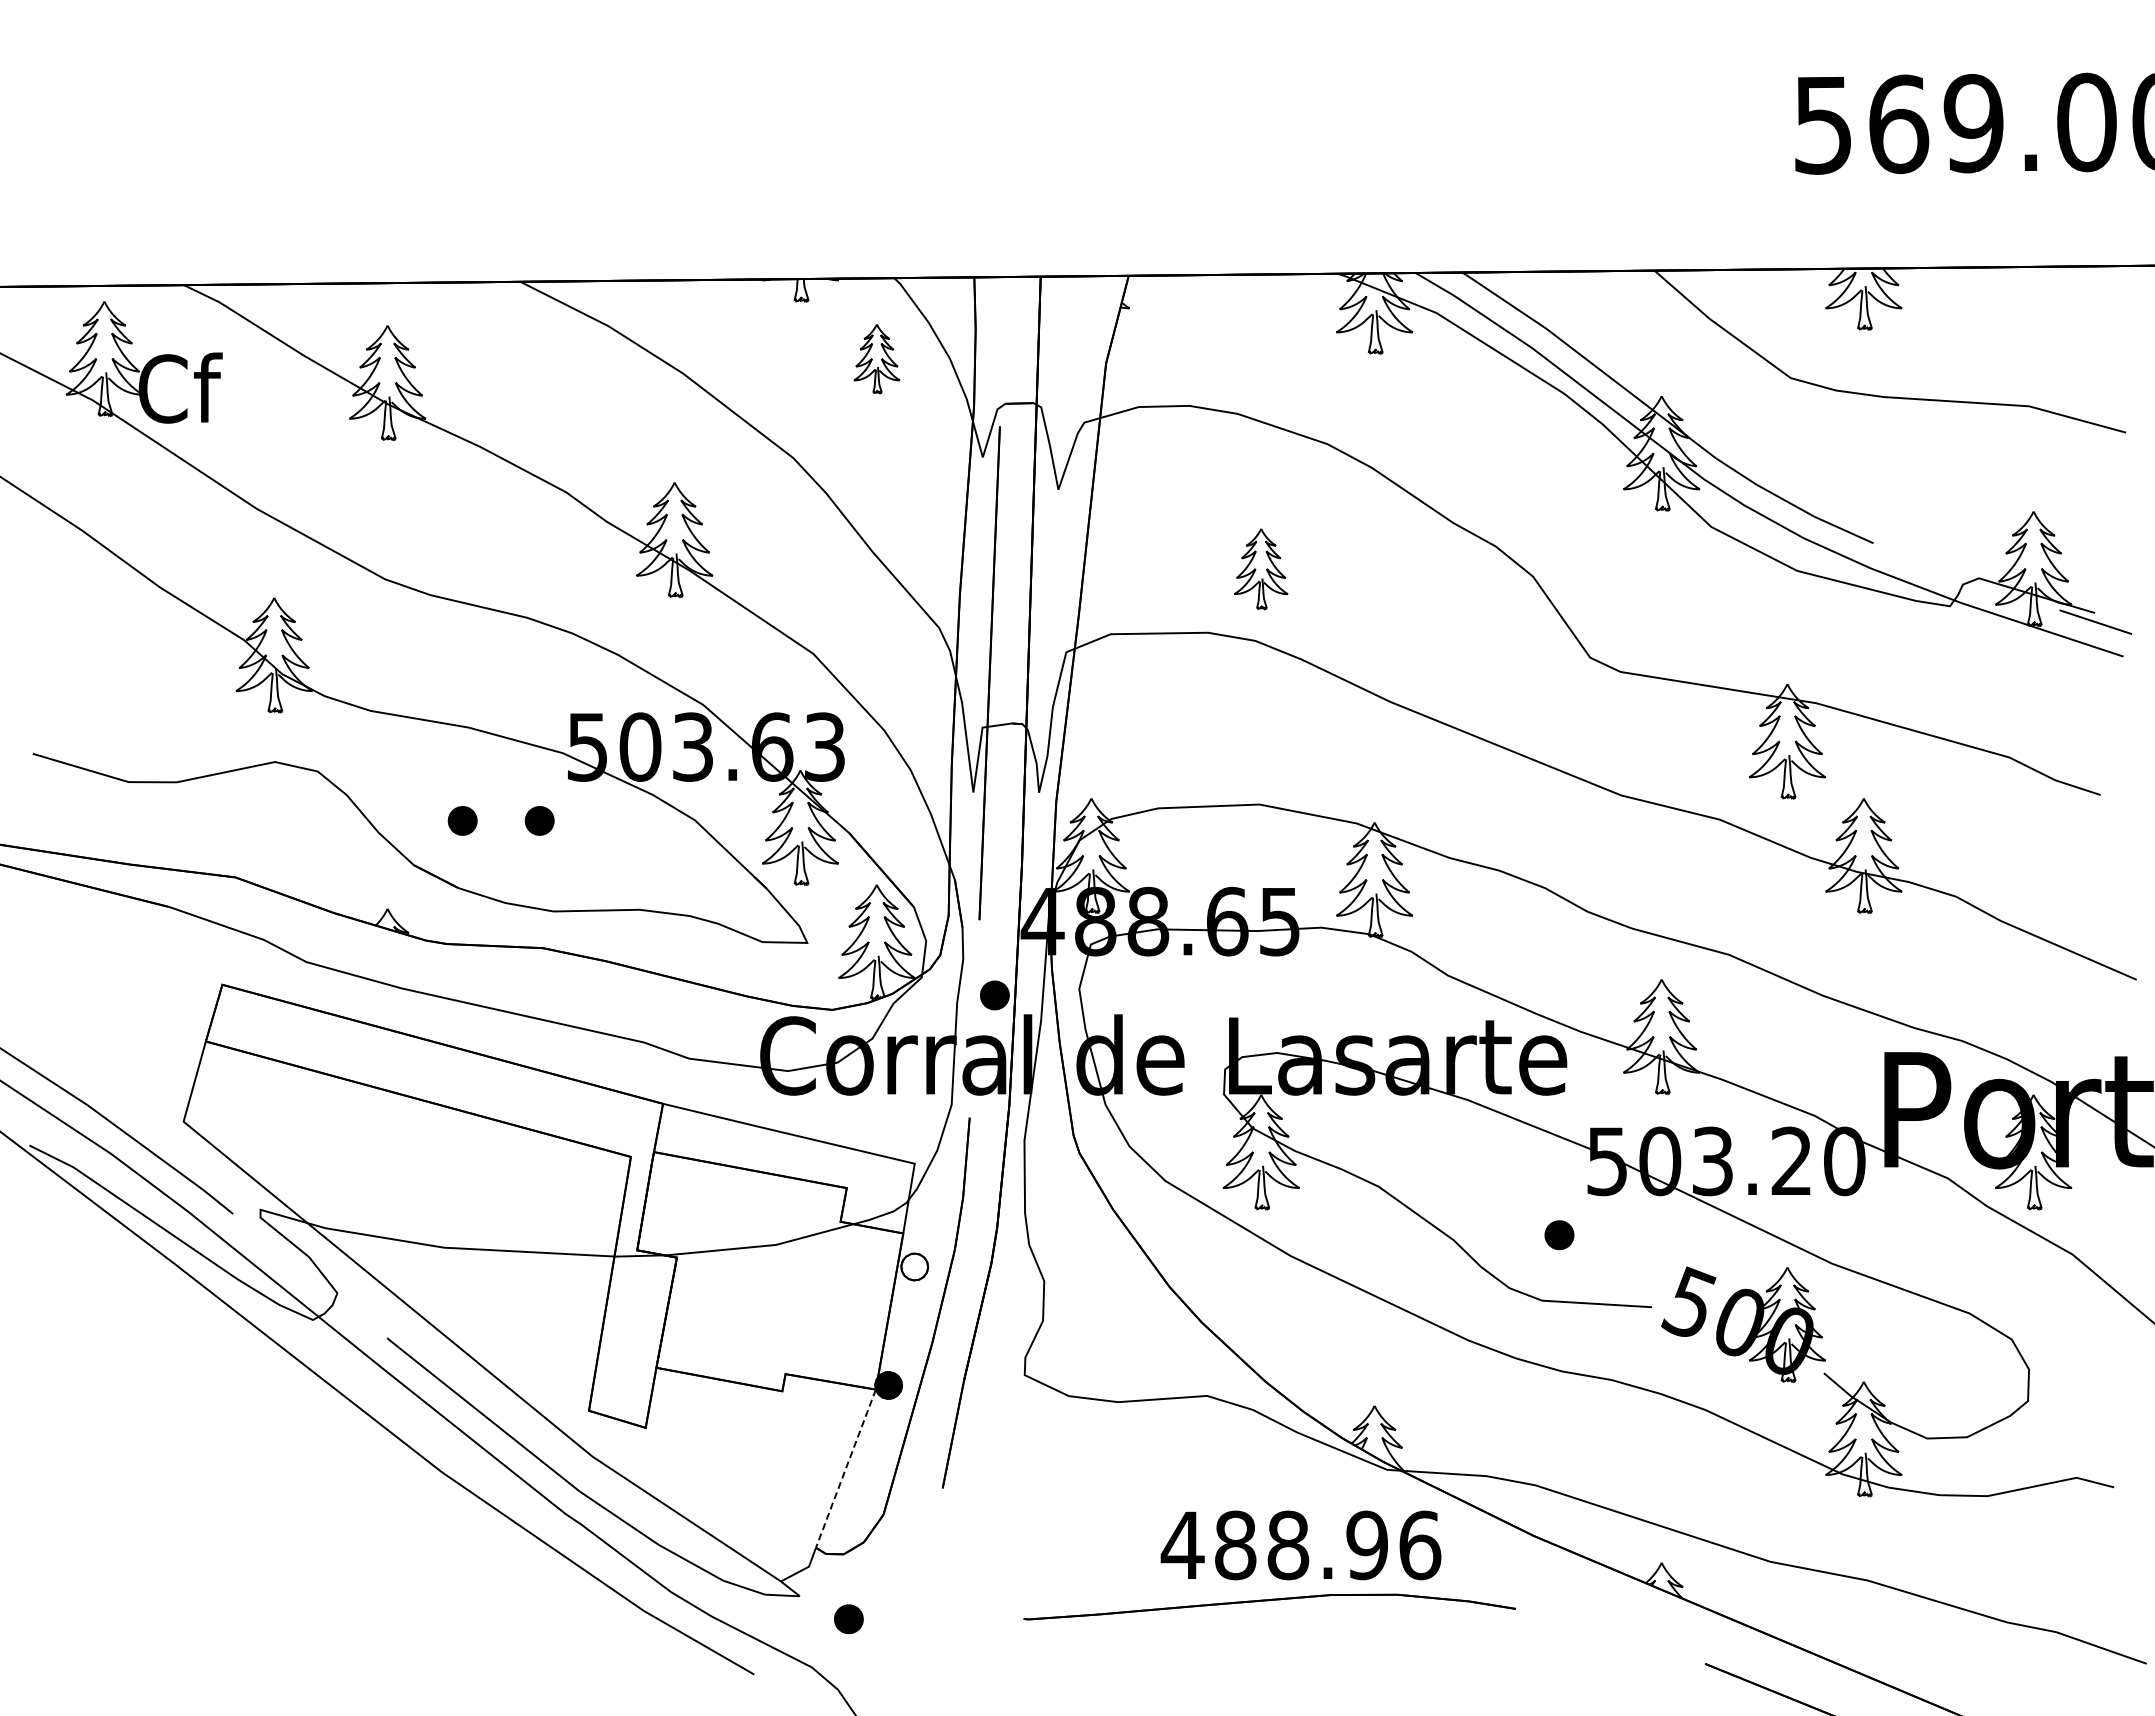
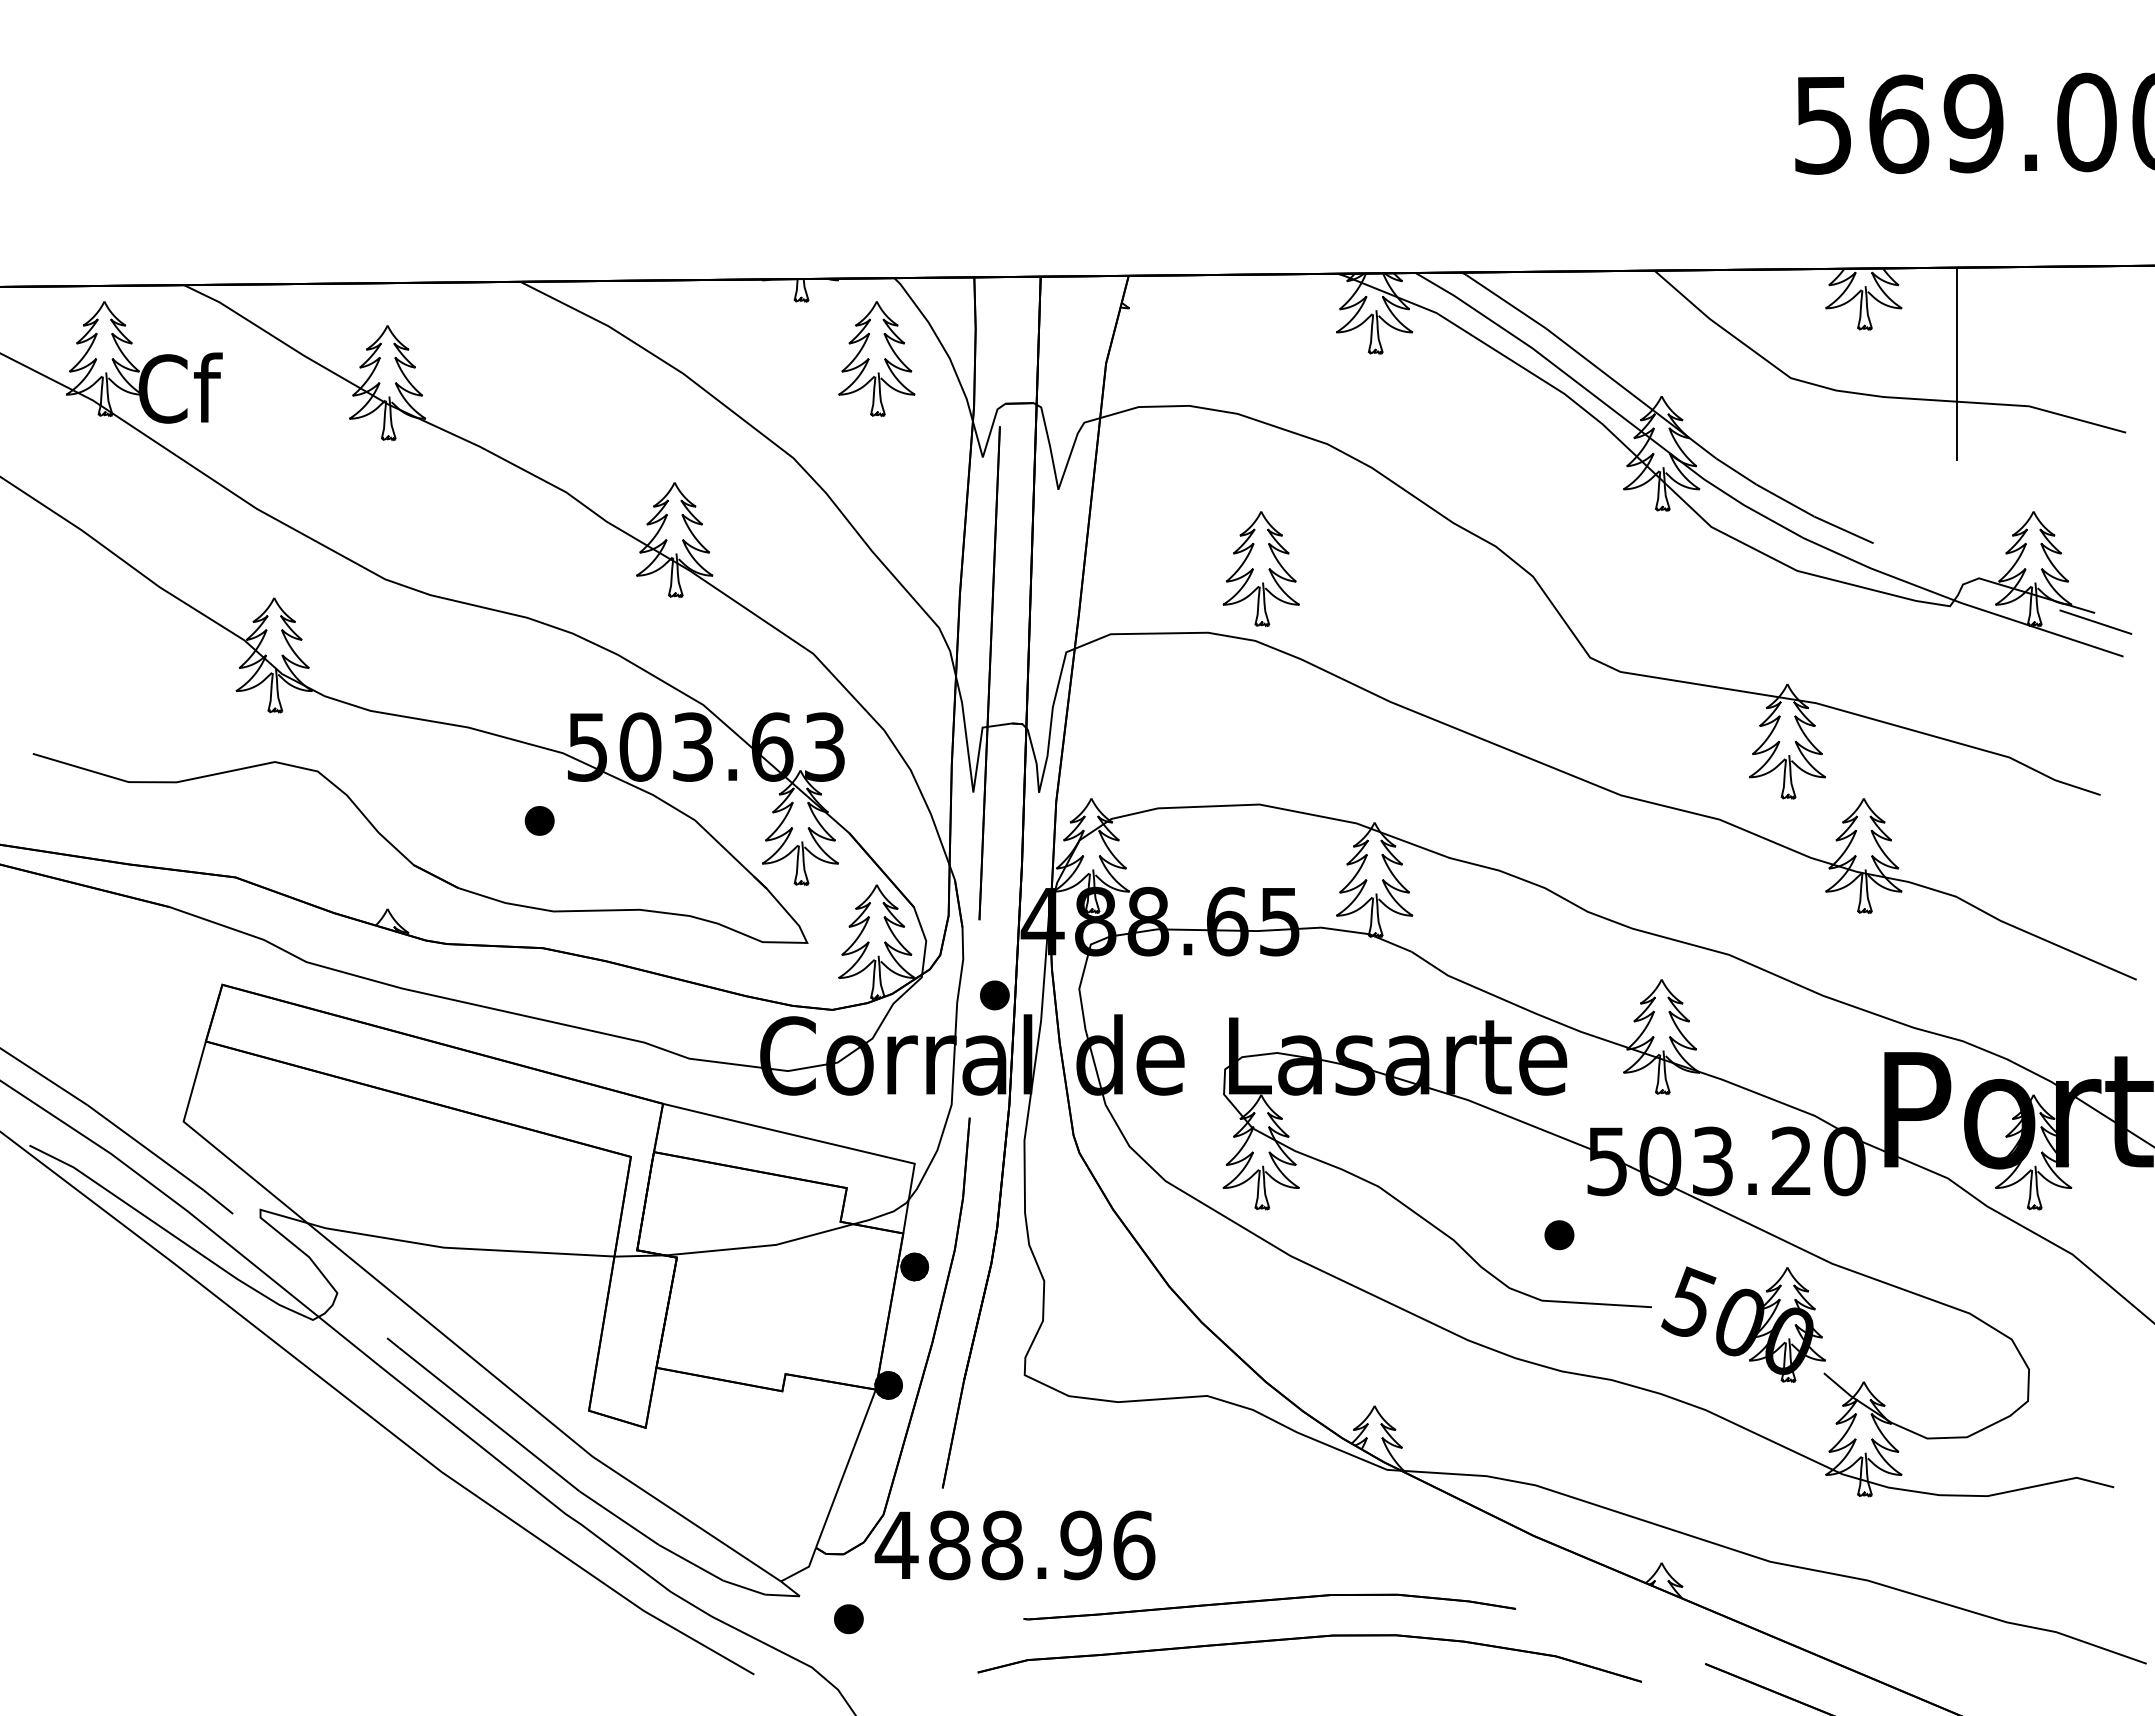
part size: 48x71 px -> 78x116 px (876, 358)
line: none -> present (1956, 363)
part size: 55x83 px -> 78x117 px (1260, 569)
part: present -> none (462, 820)
fill: none -> present (914, 1266)
line: dashed -> solid (845, 1468)
text position: (1300, 1545) -> (1014, 1545) (1014, 1545)
part: none -> present (1309, 1638)
